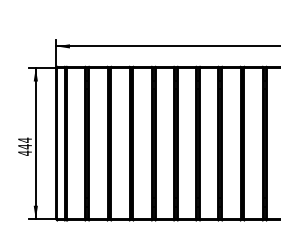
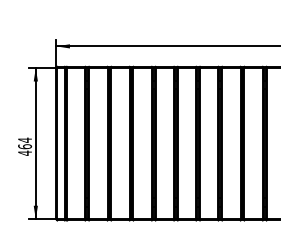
text: 444 -> 464 (25, 146)
